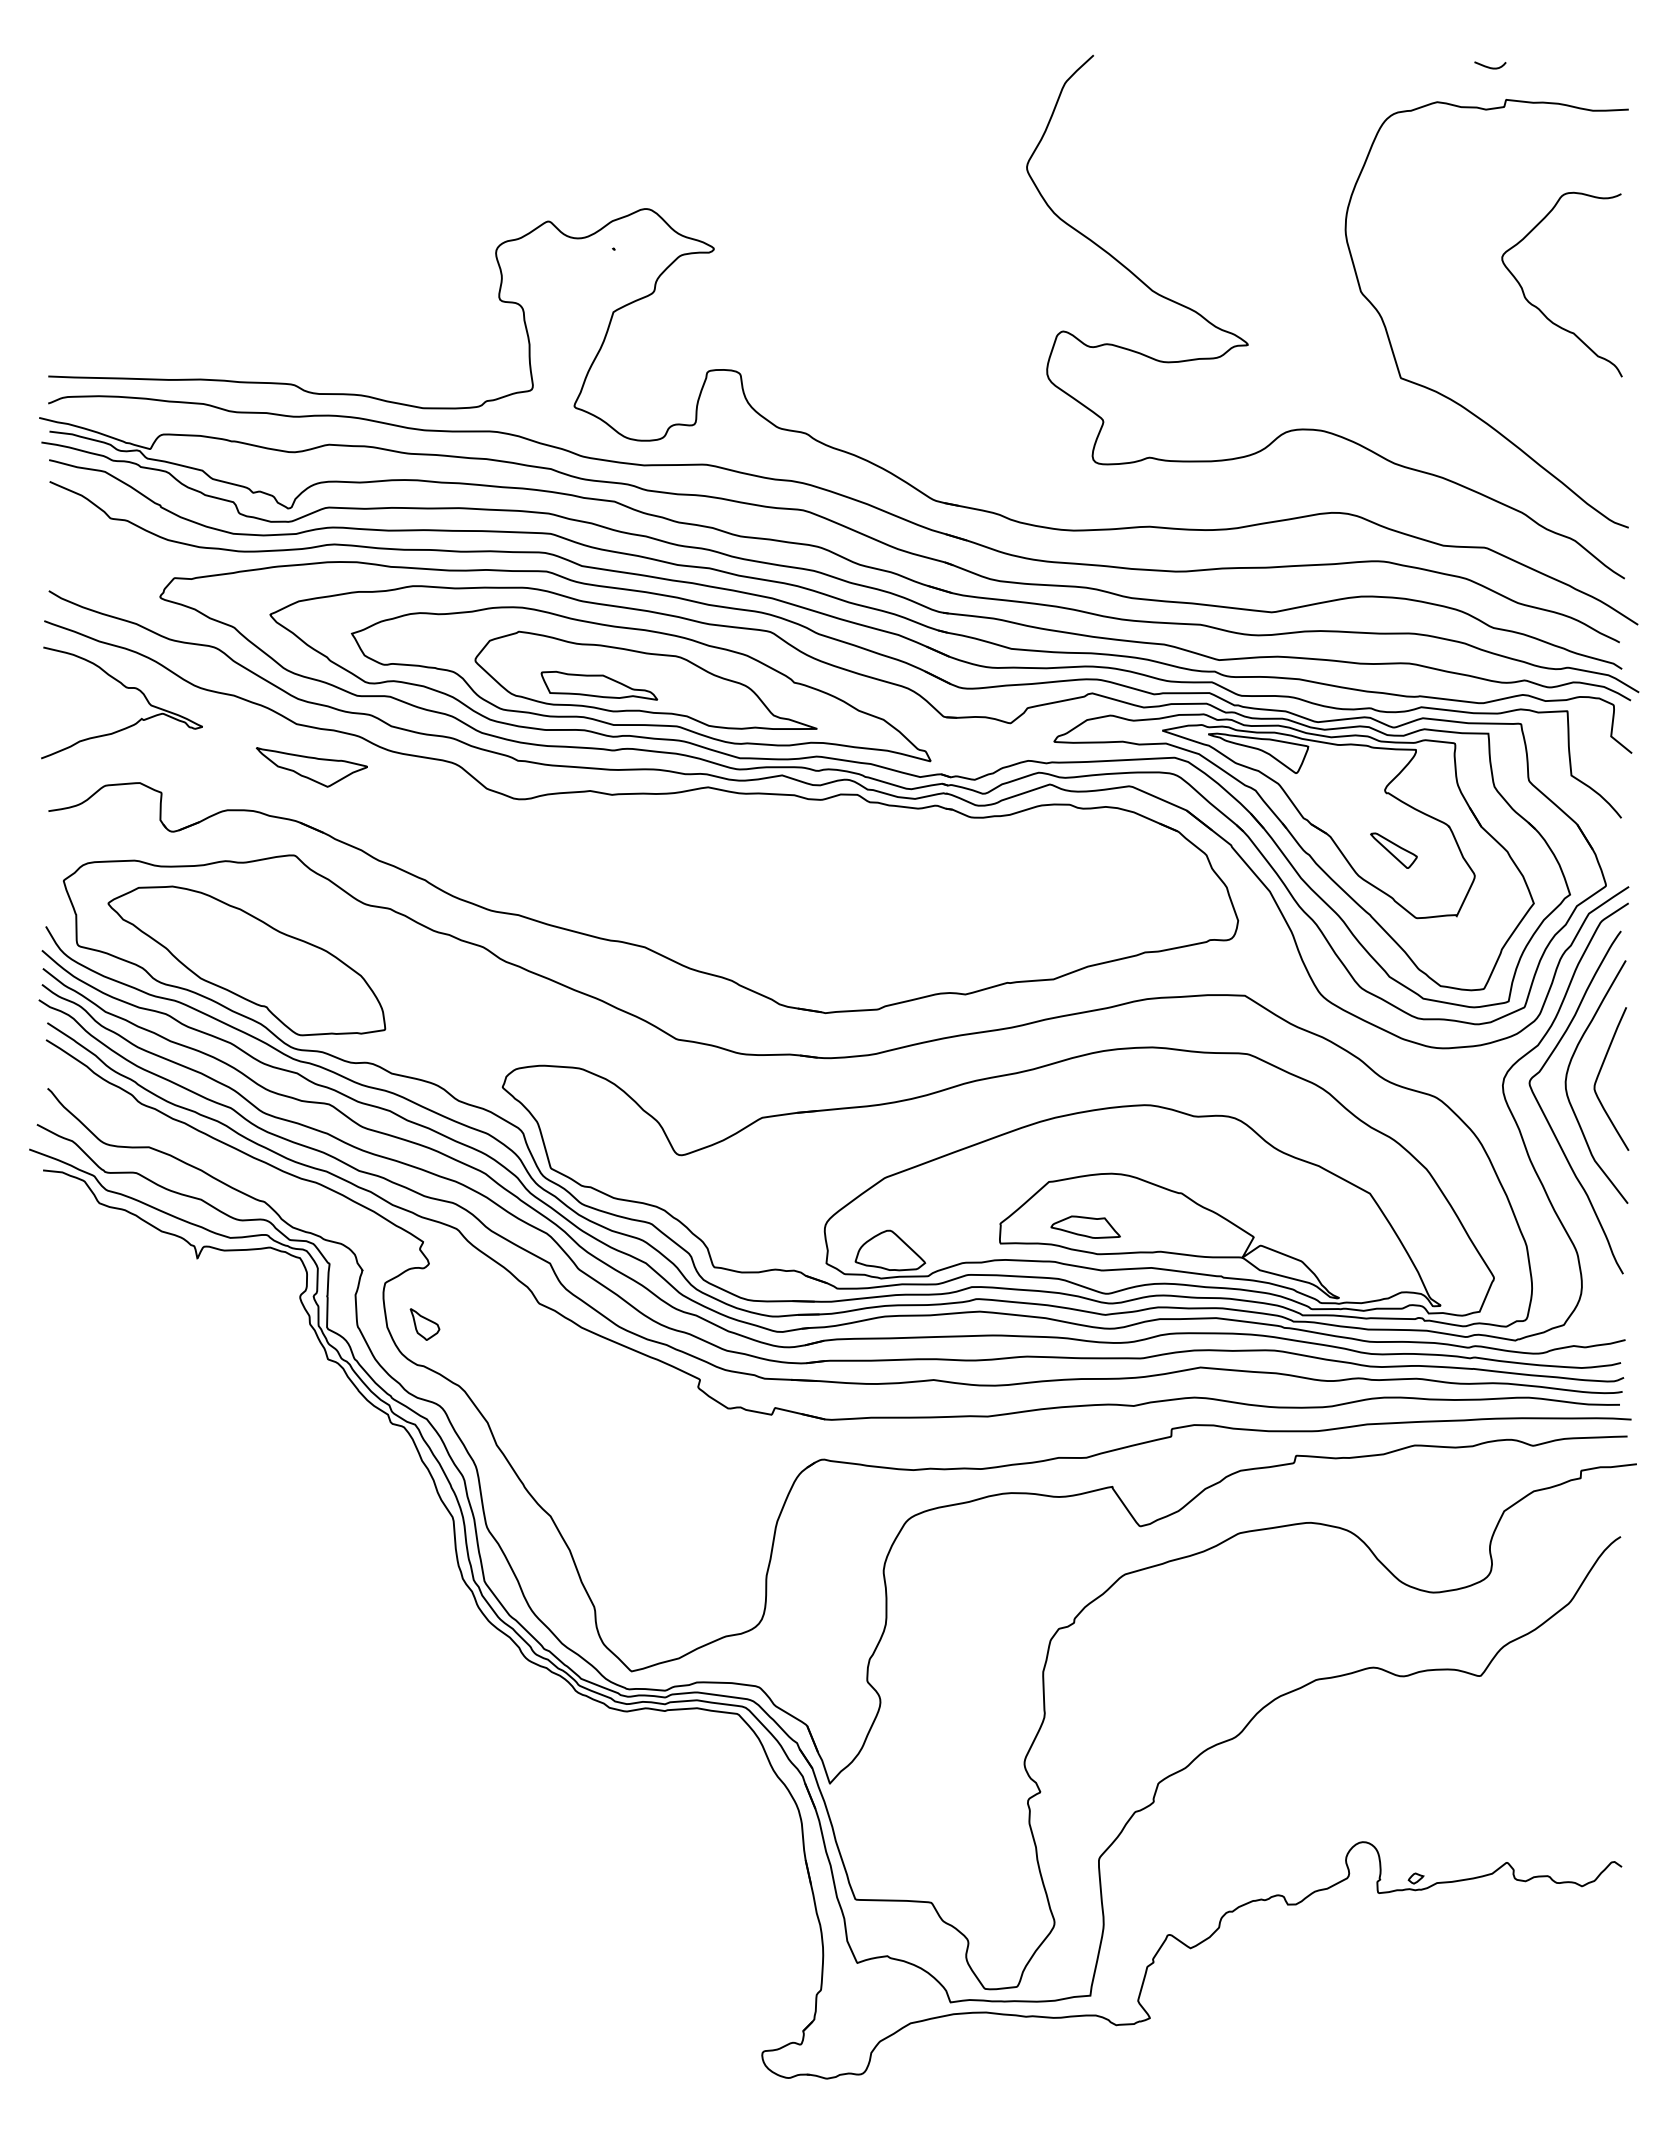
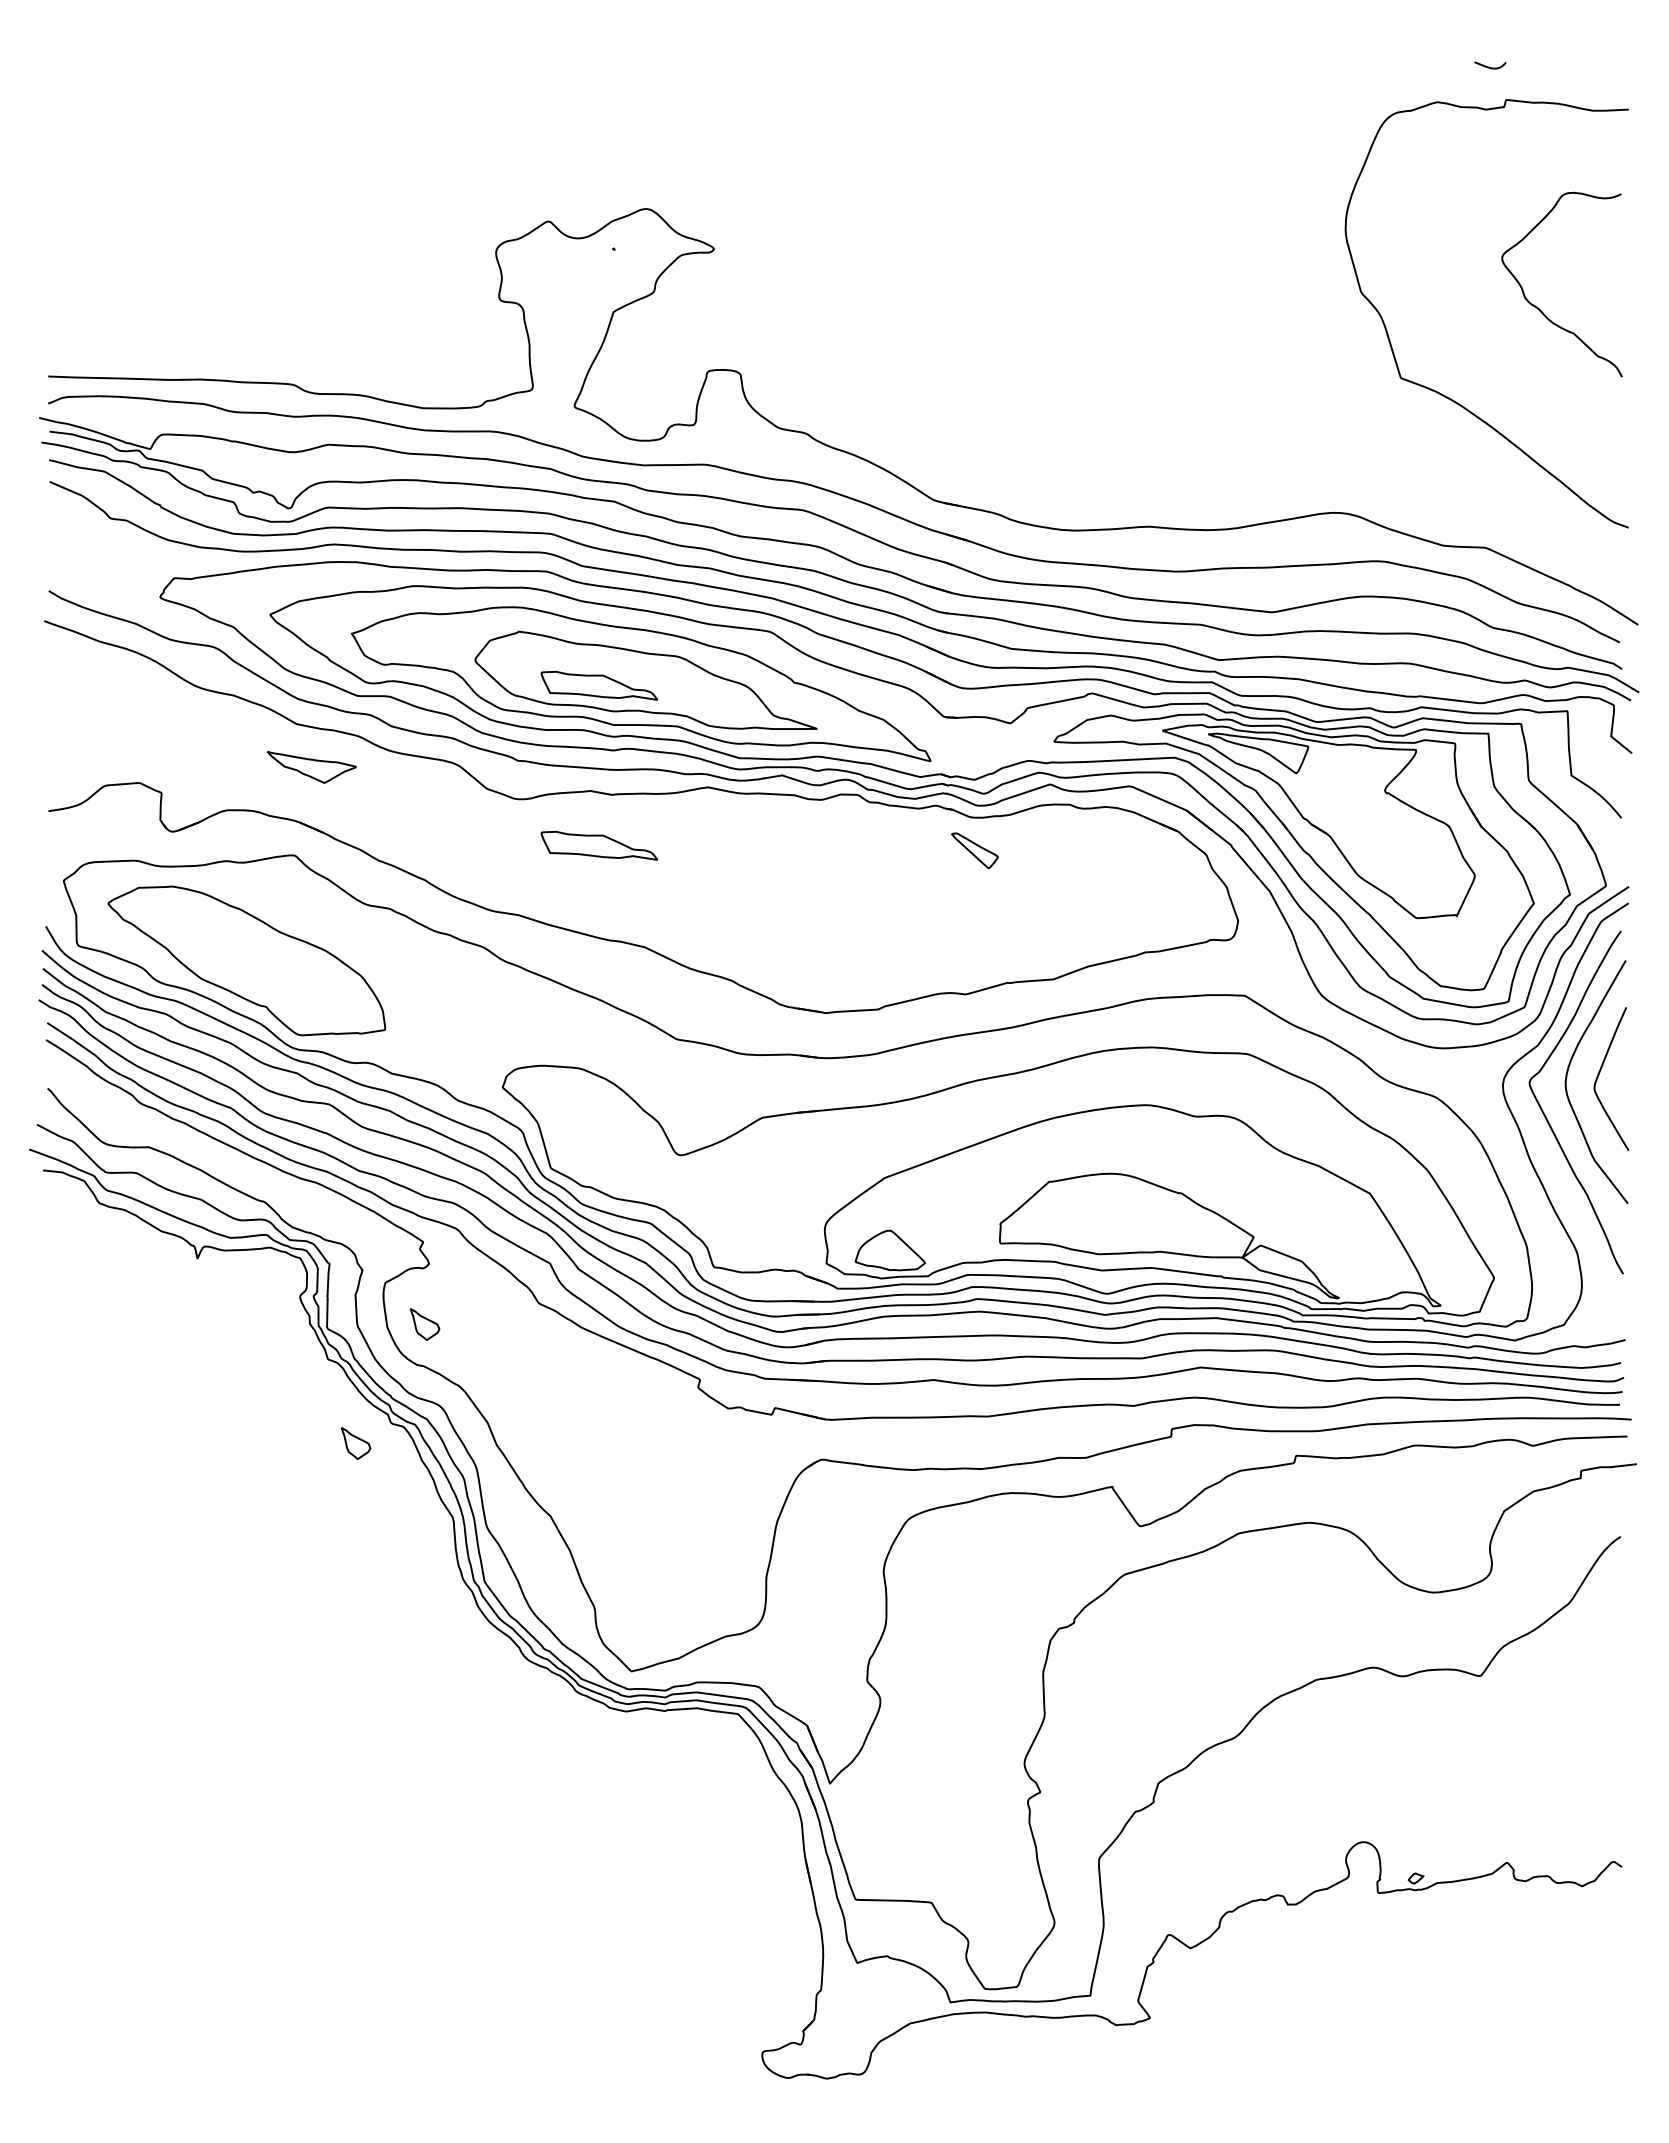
curve: present -> none (1248, 343)
curve: present -> none (126, 688)
part size: 113x41 px -> 91x33 px (311, 767)
part: none -> present (599, 845)
part position: (1393, 850) -> (974, 850) (974, 850)
part: present -> none (1085, 1226)
part: none -> present (355, 1443)
